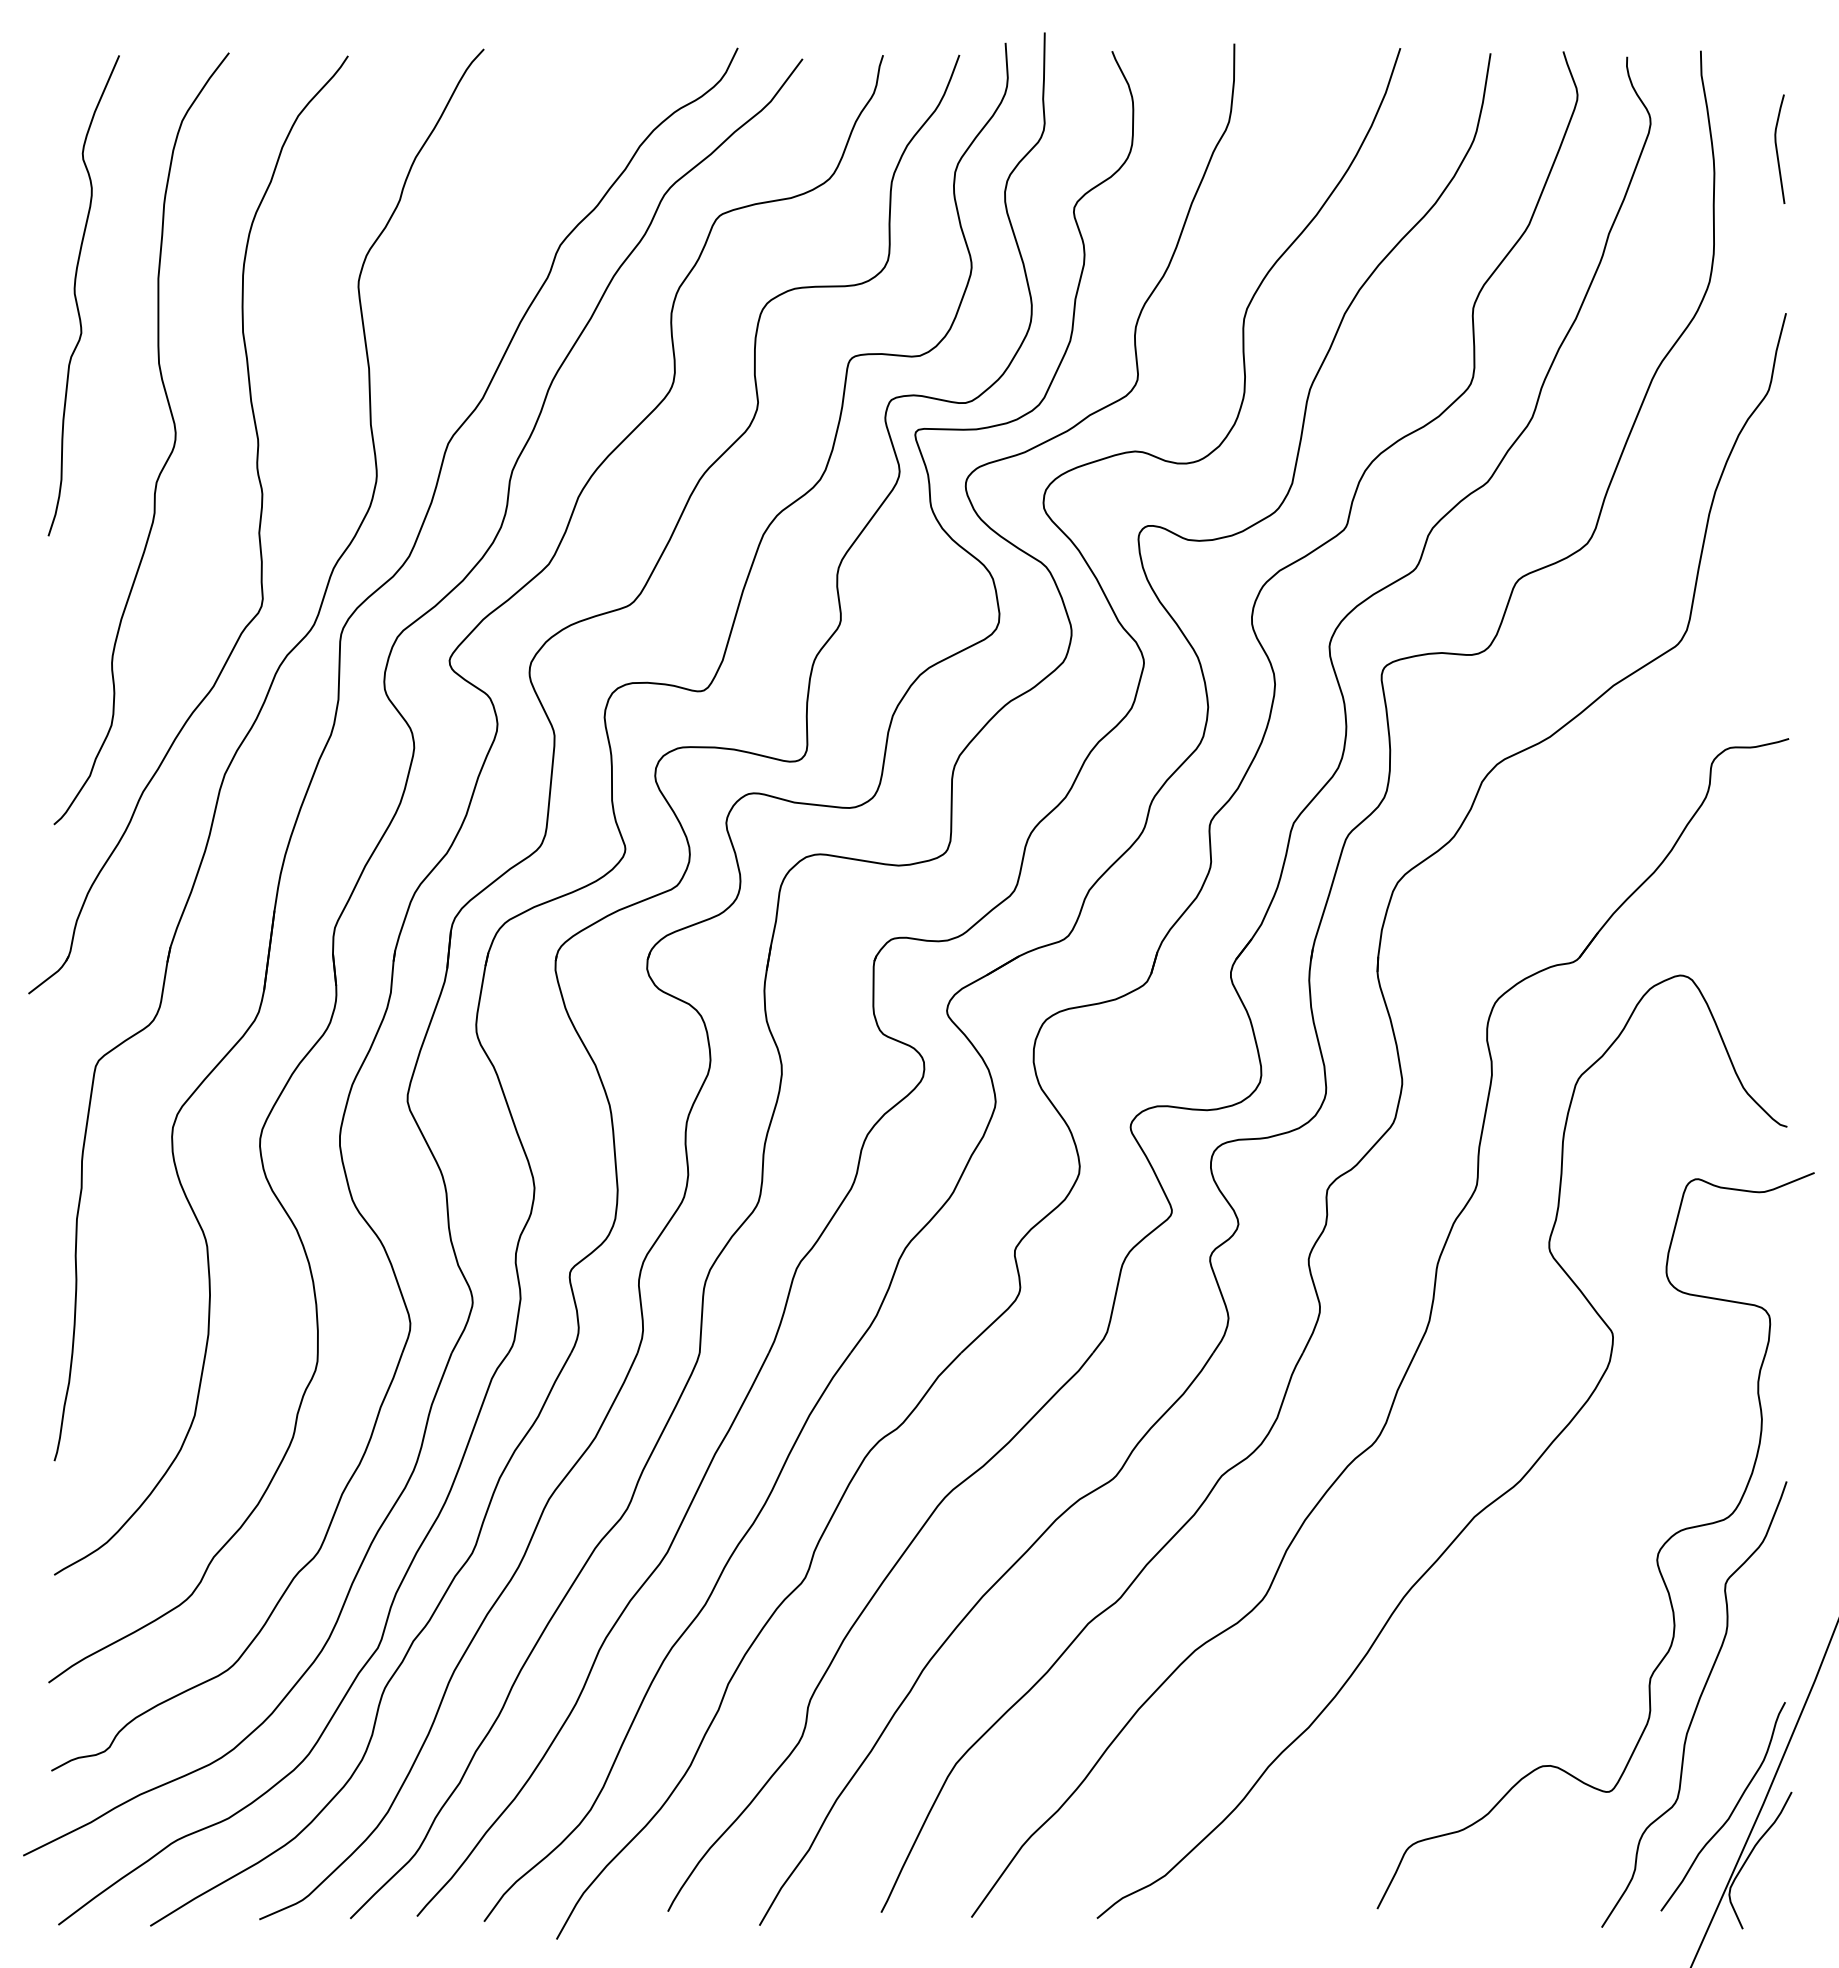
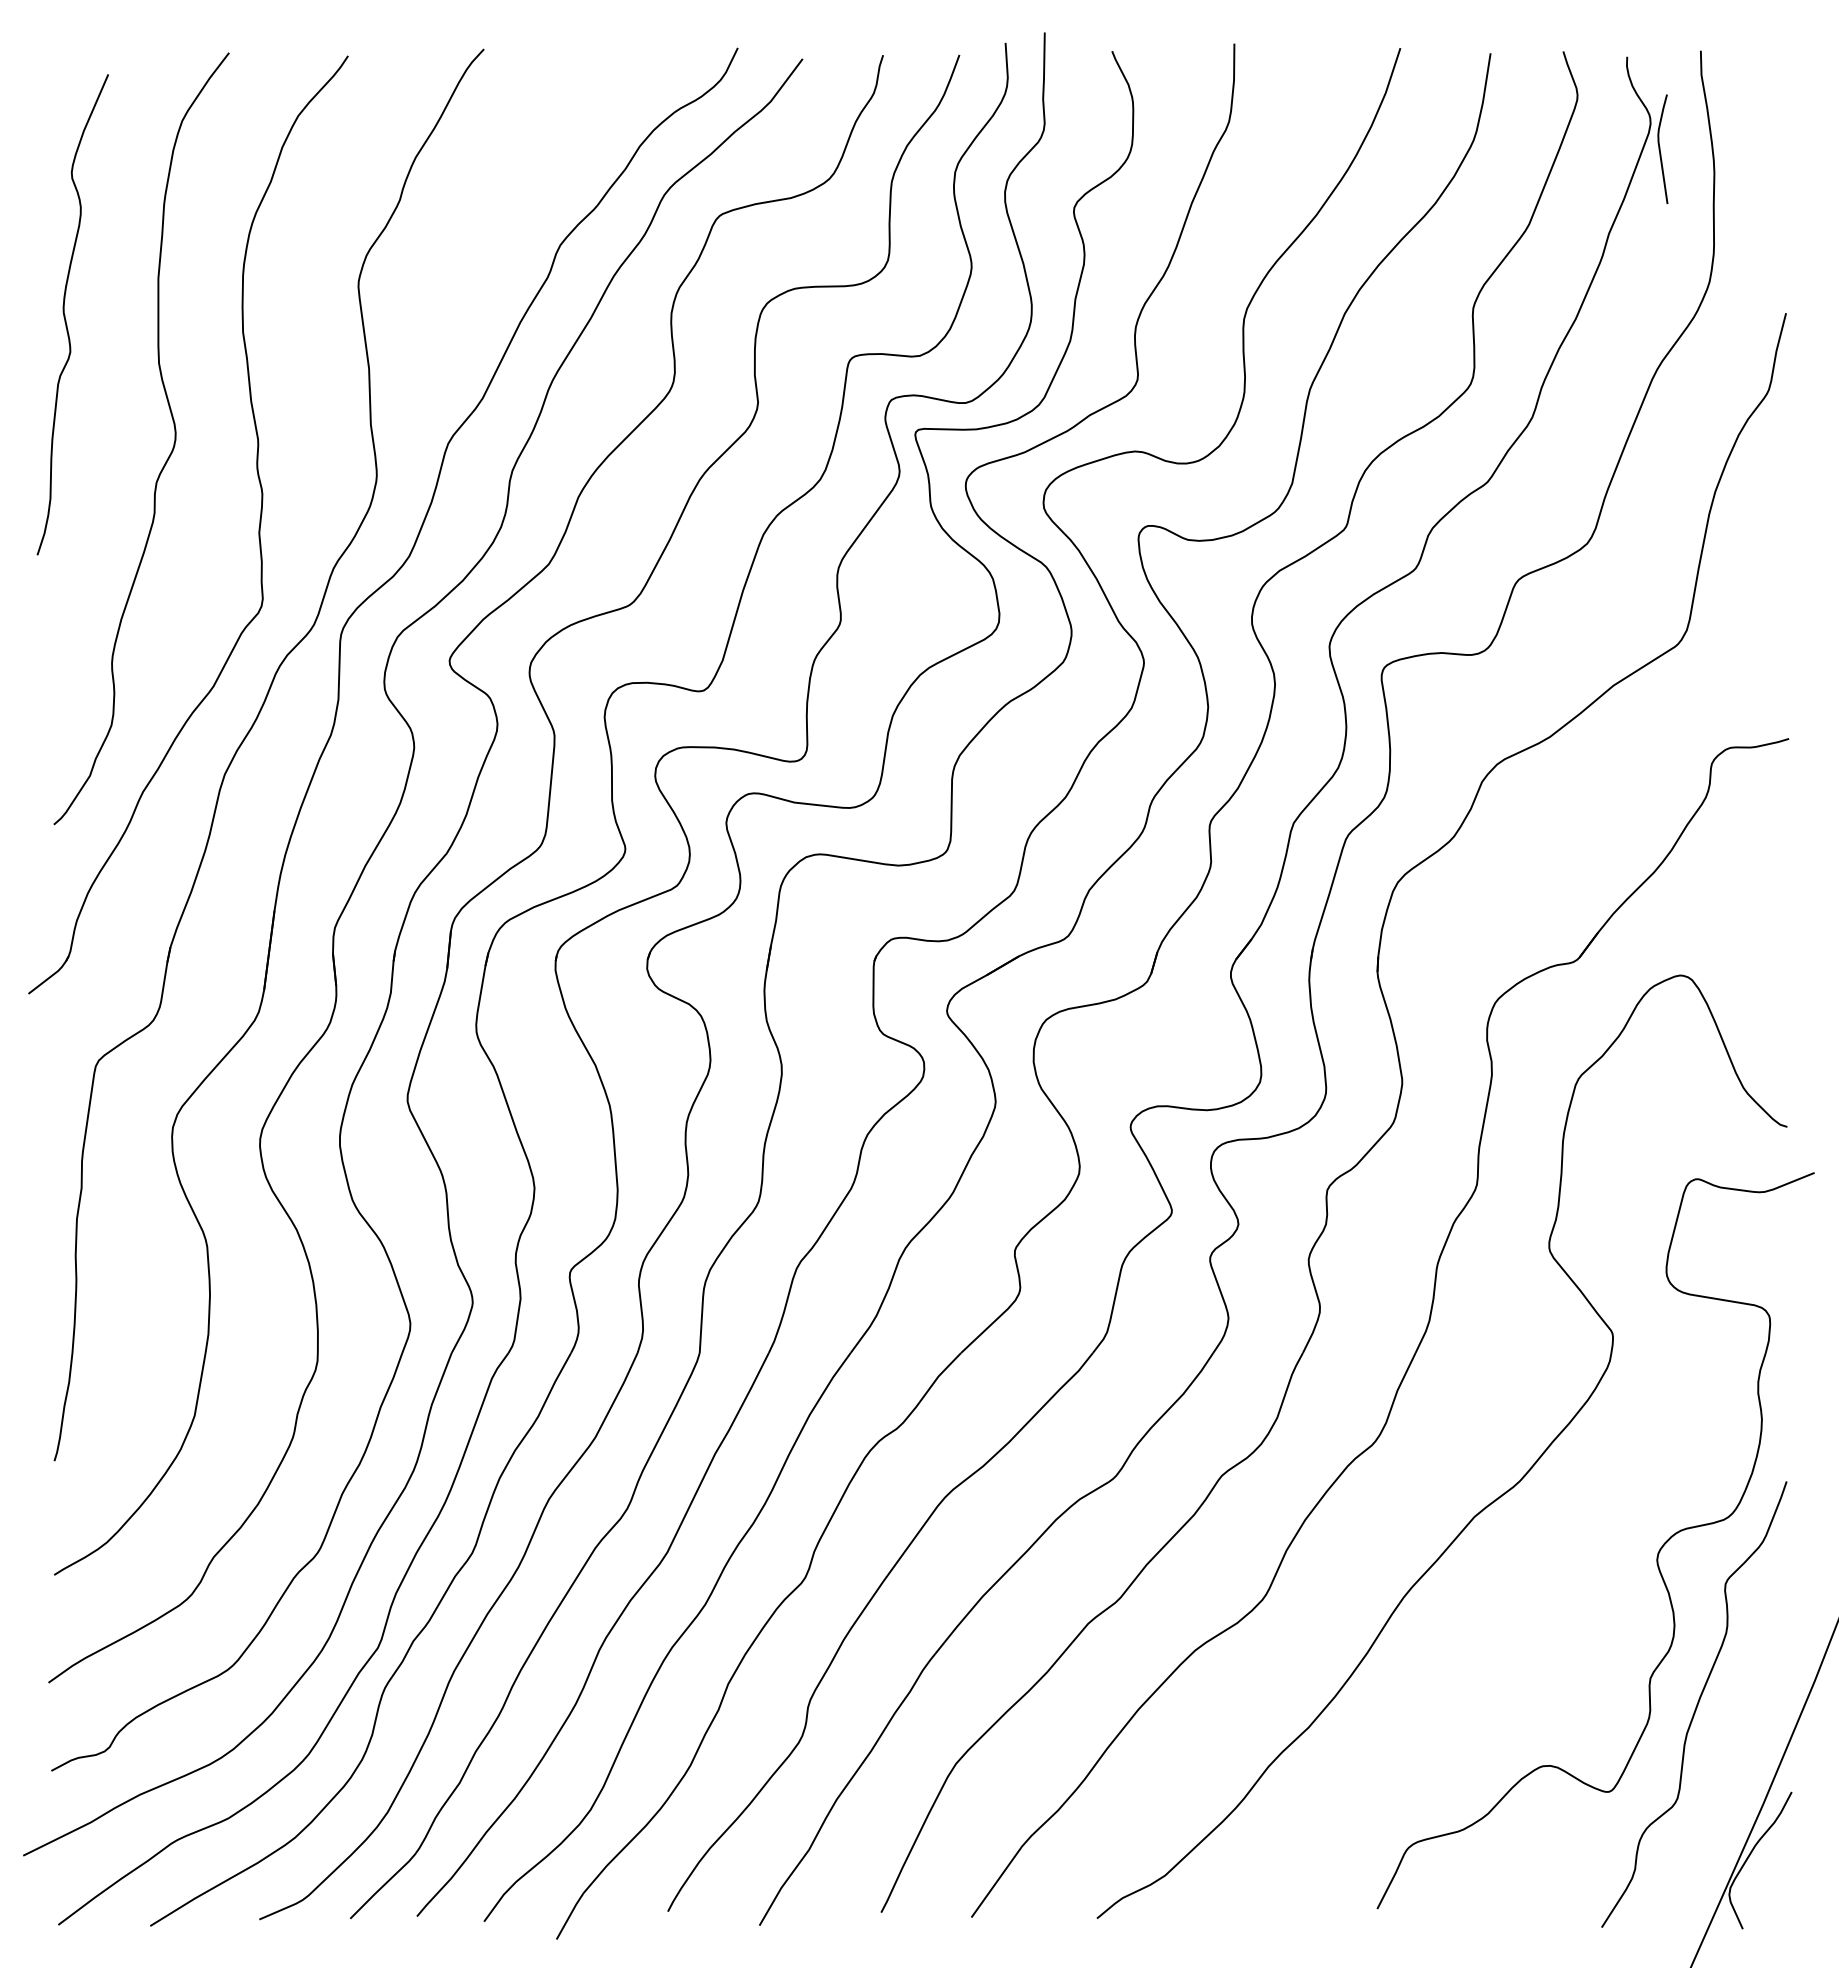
curve position: (1777, 148) -> (1660, 148) (1660, 148)
curve position: (76, 296) -> (65, 315) (65, 315)
curve: present -> none (1731, 1811)
